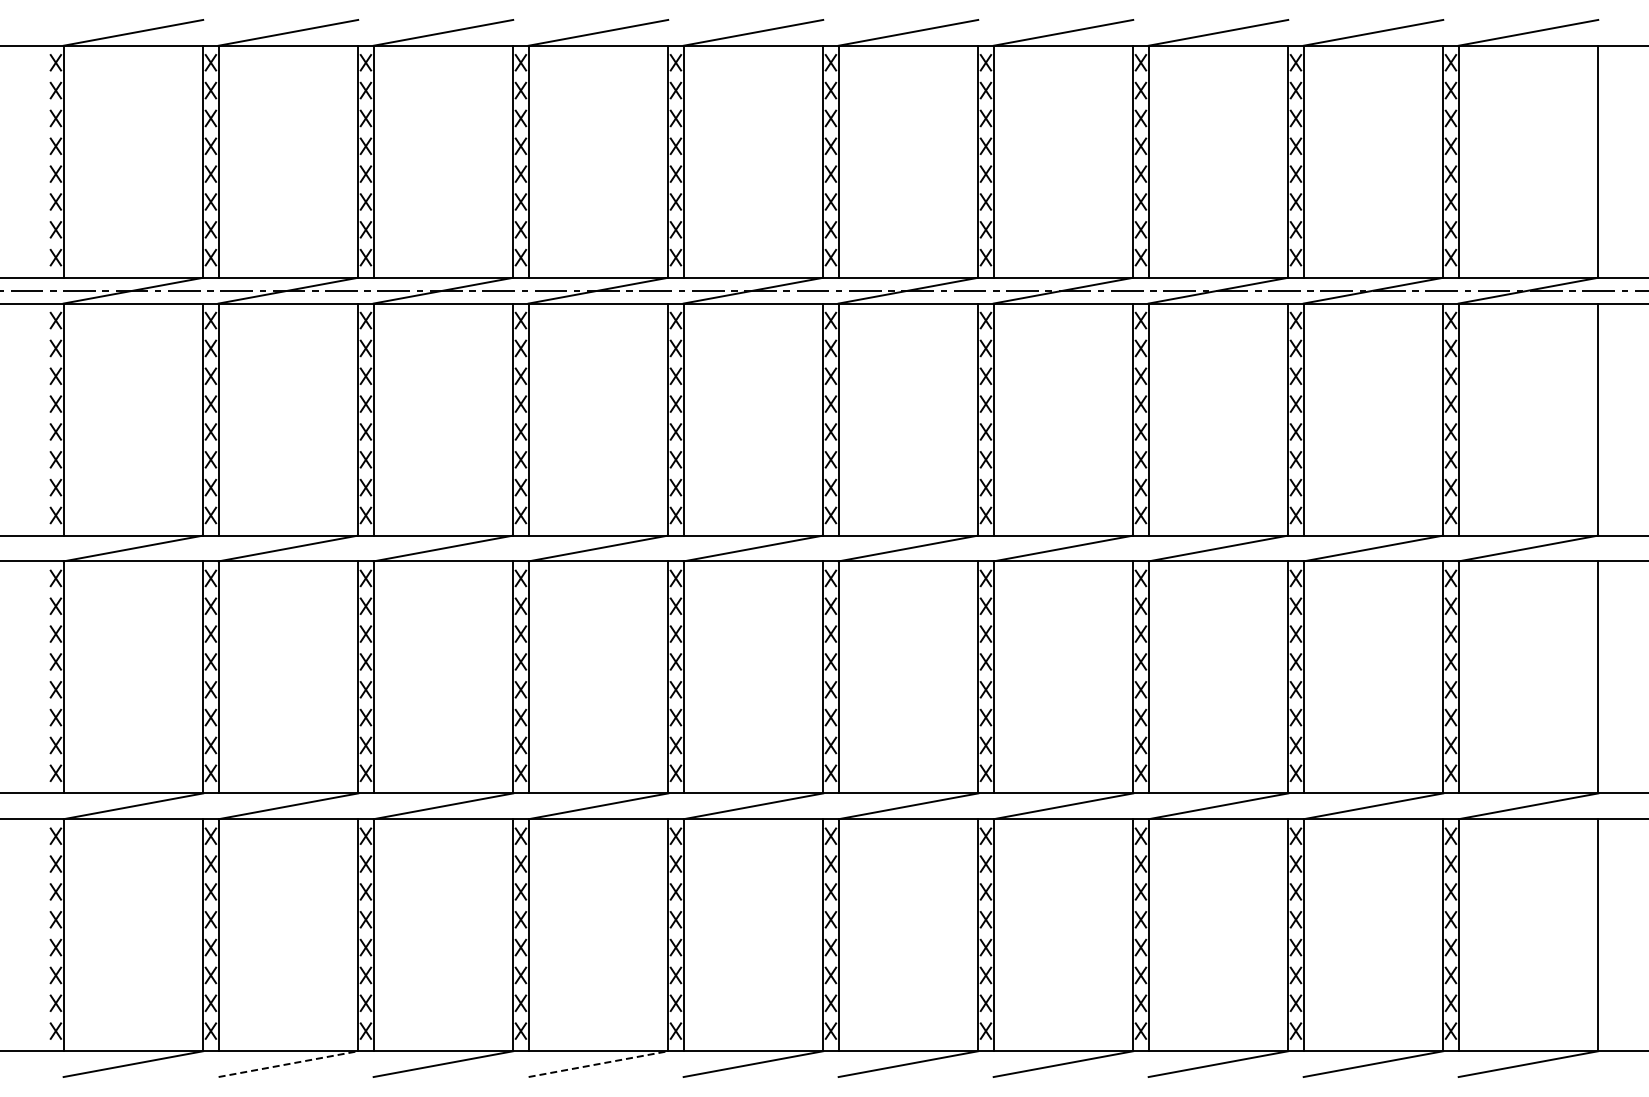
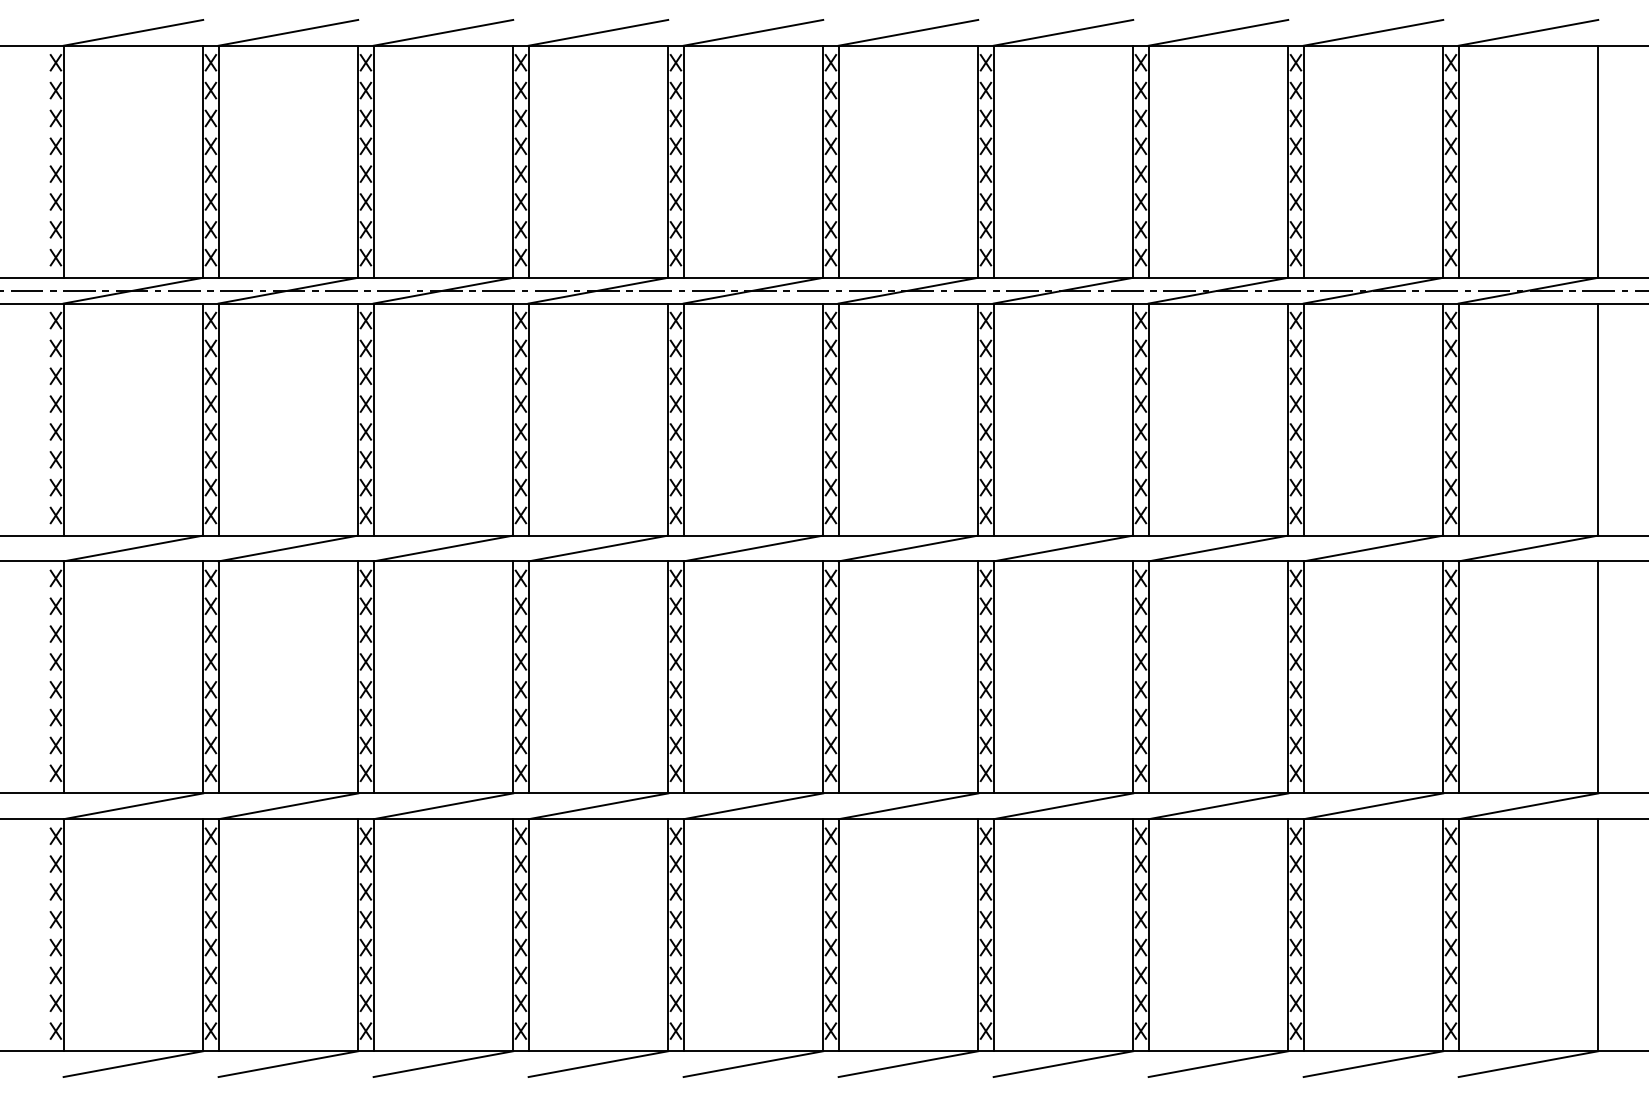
line: dashed -> solid (288, 1064)
line: dashed -> solid (598, 1064)
